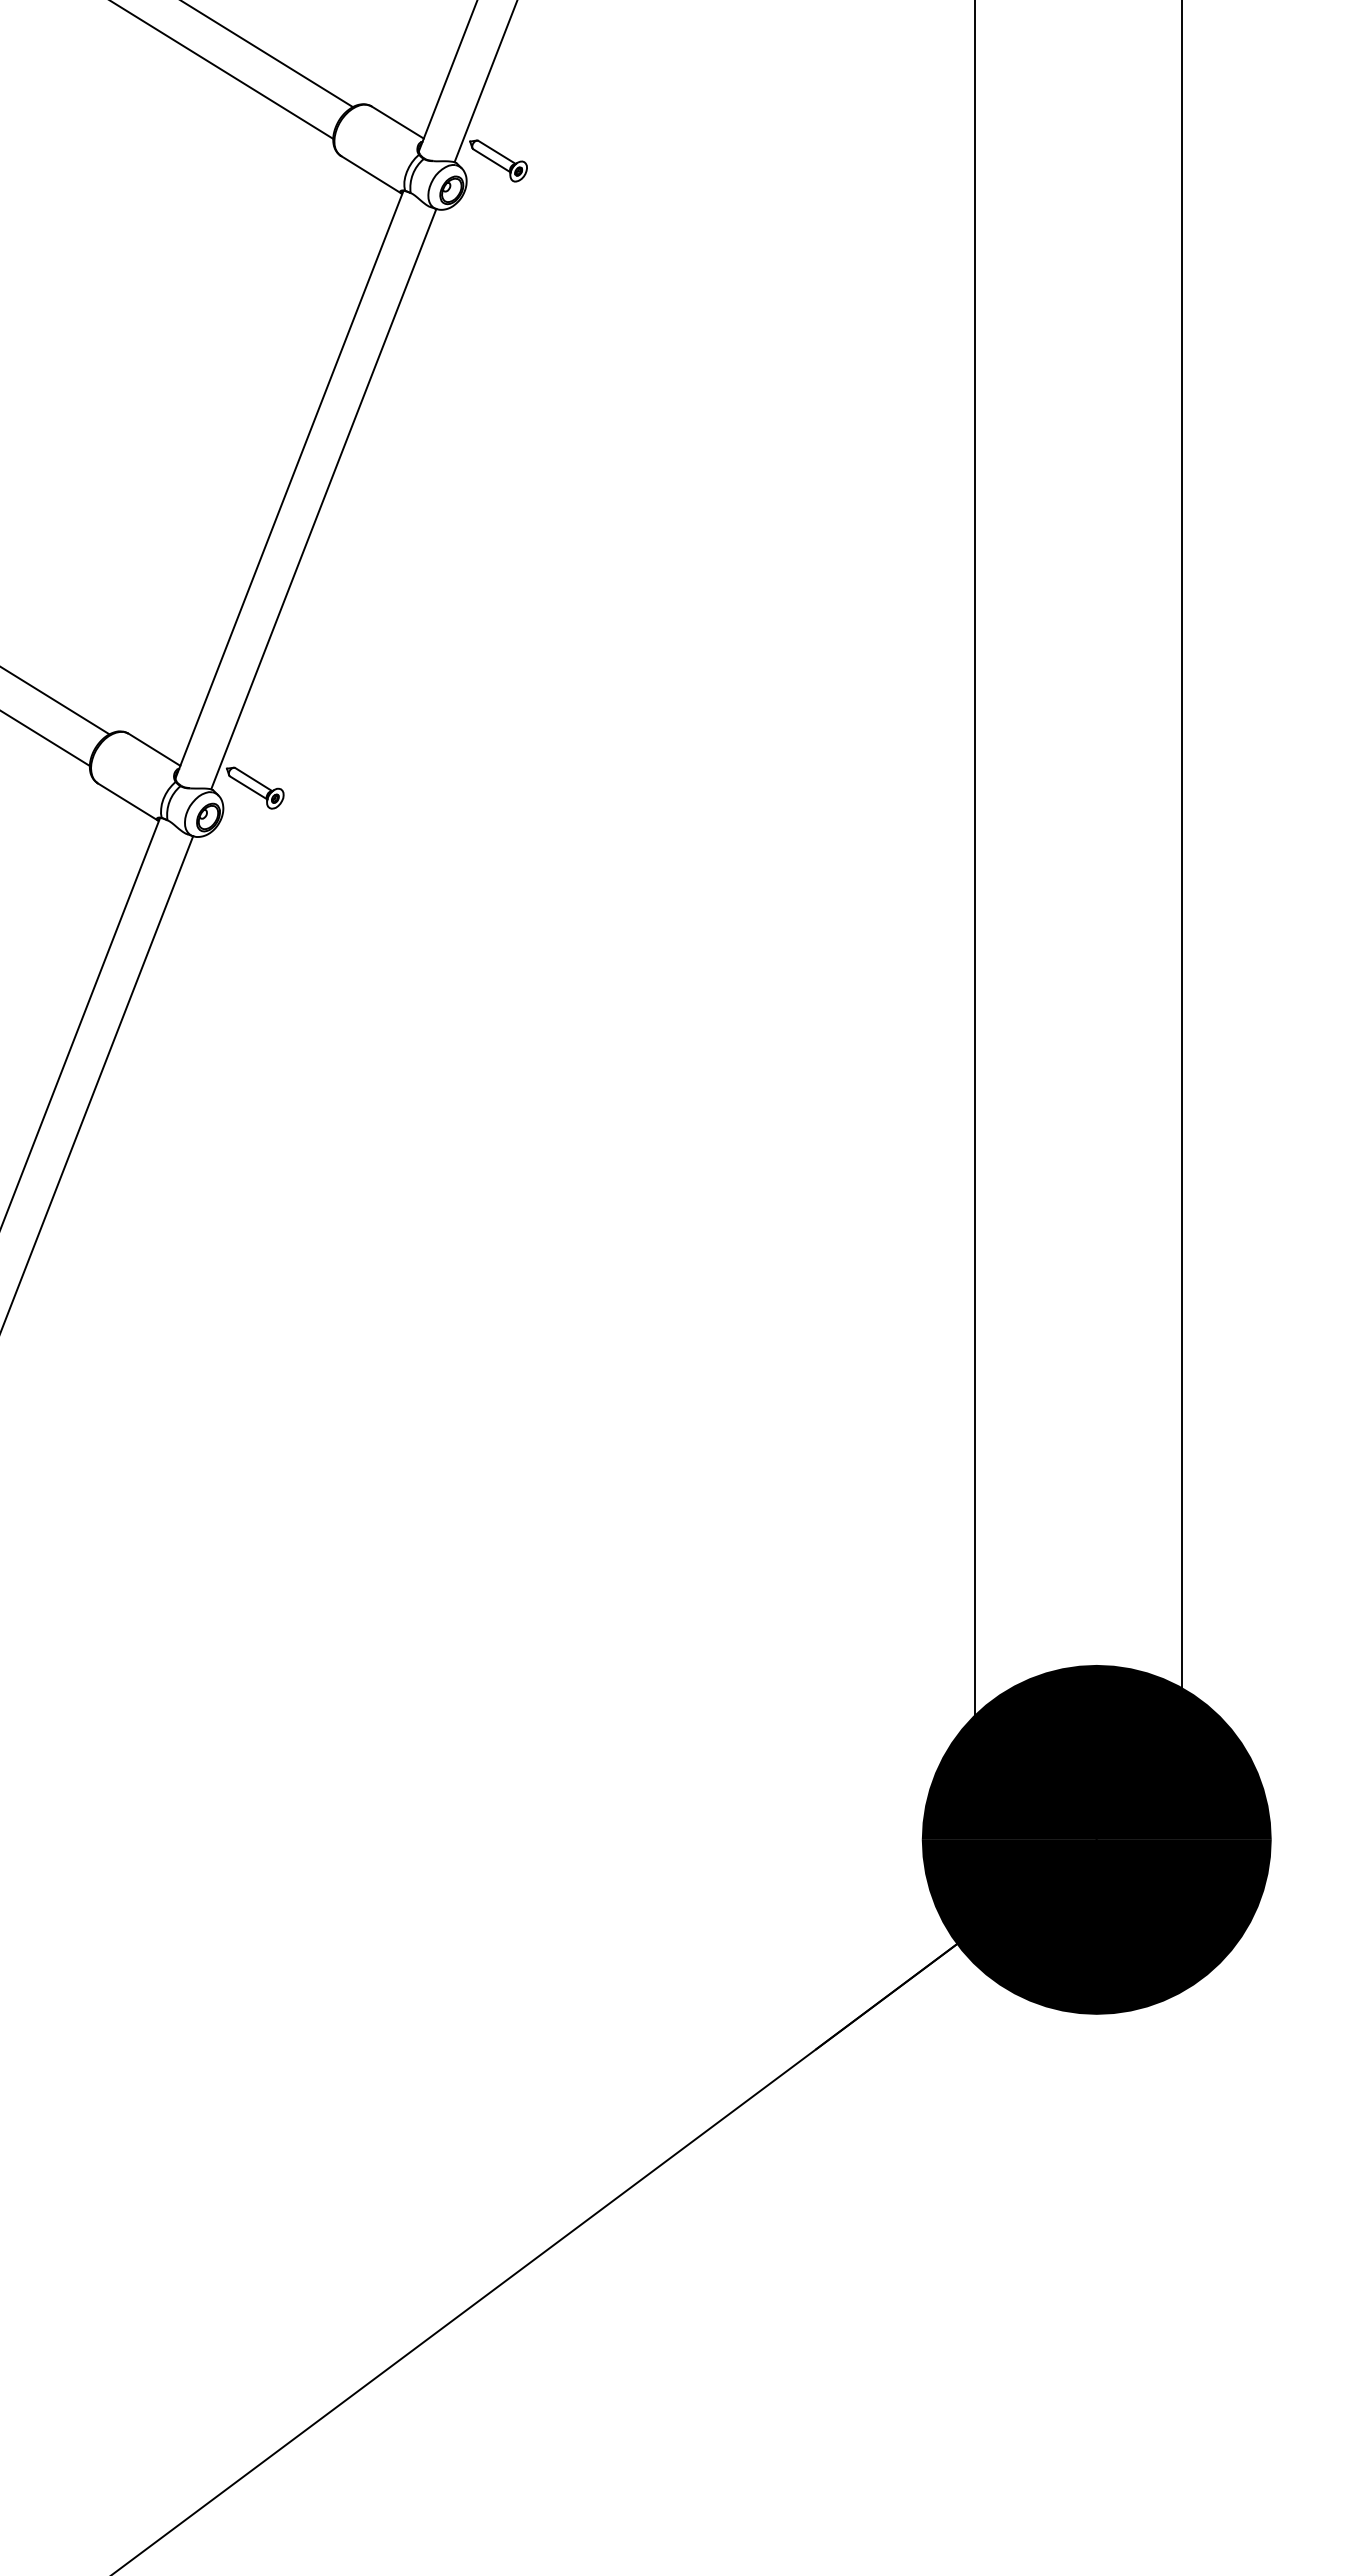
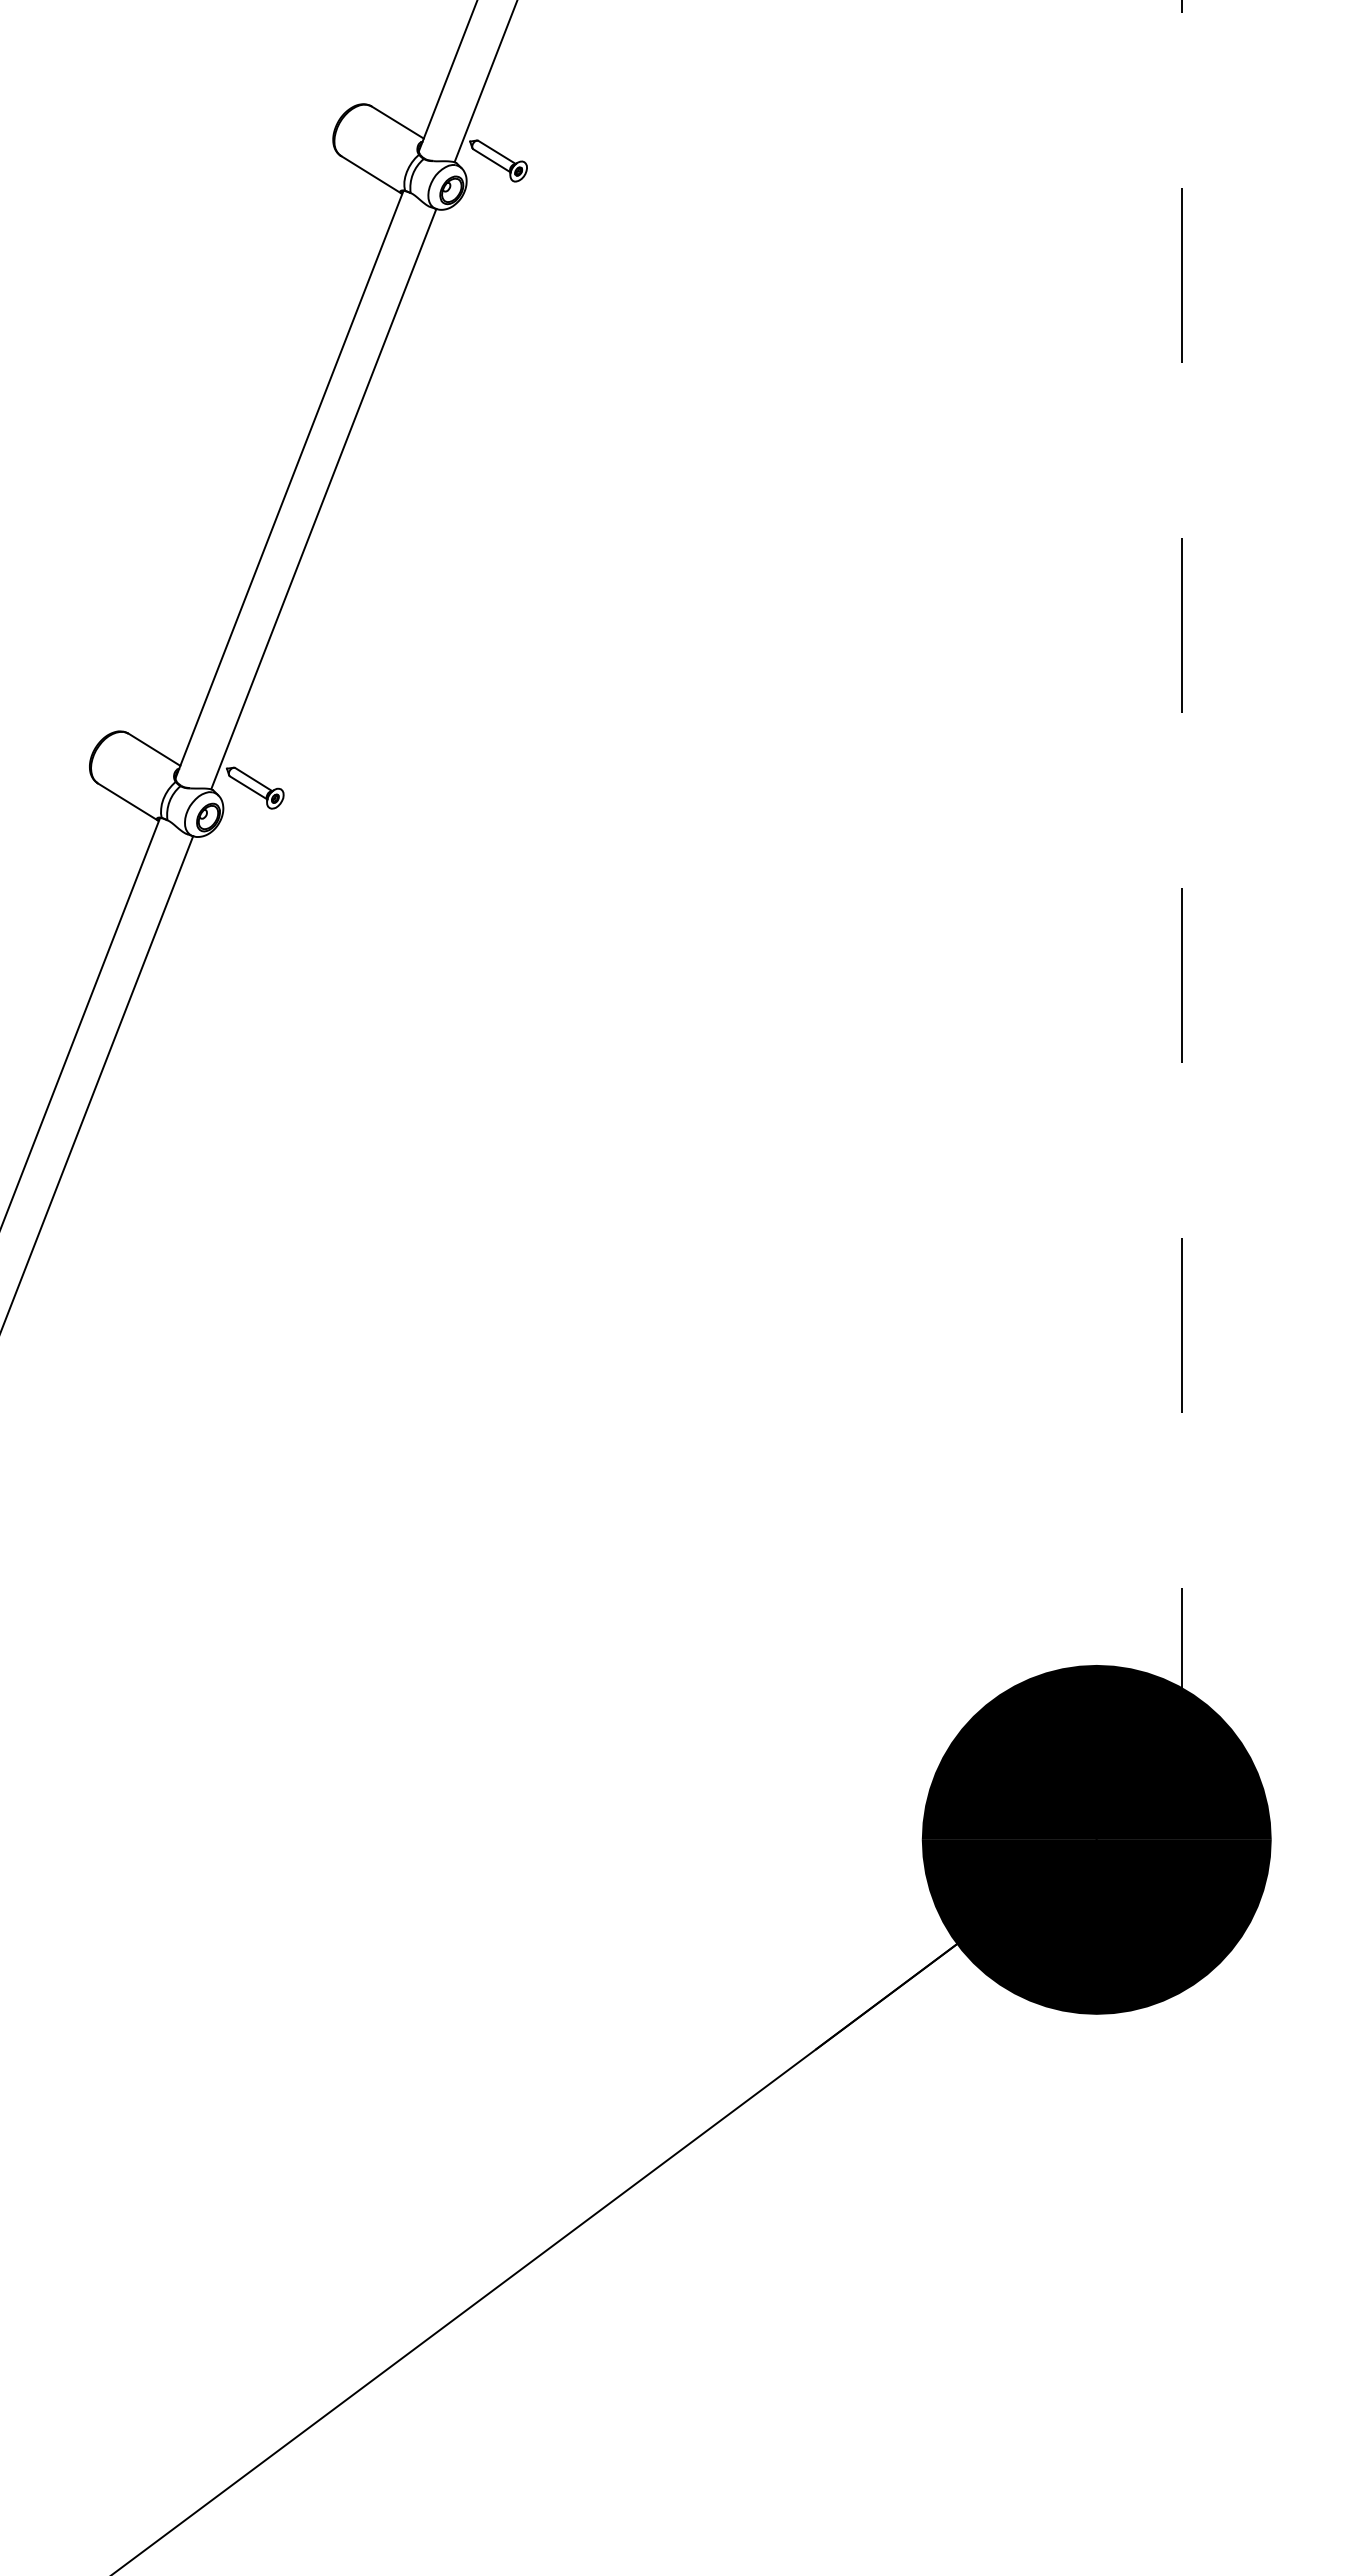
line: present -> none (267, 54)
line: present -> none (222, 70)
line: present -> none (55, 700)
line: present -> none (45, 738)
line: solid -> dashed (1181, 881)
line: present -> none (974, 882)
